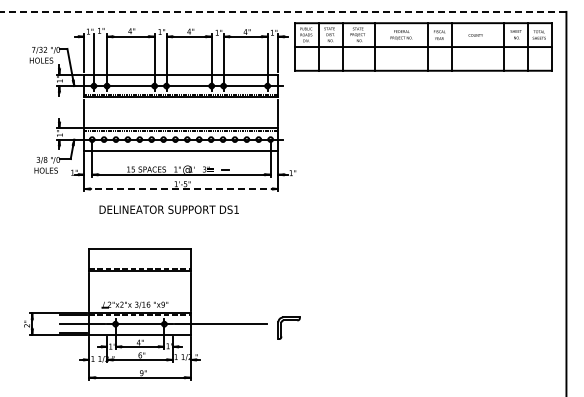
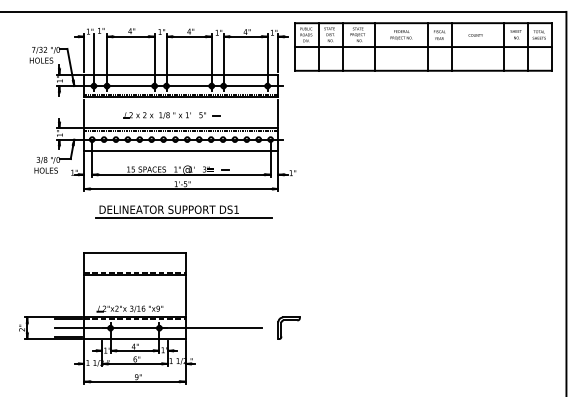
line: dashed -> solid (283, 11)
part: none -> present (171, 115)
line: dashed -> solid (181, 189)
line: none -> present (183, 217)
part position: (145, 314) -> (140, 318) (140, 318)
